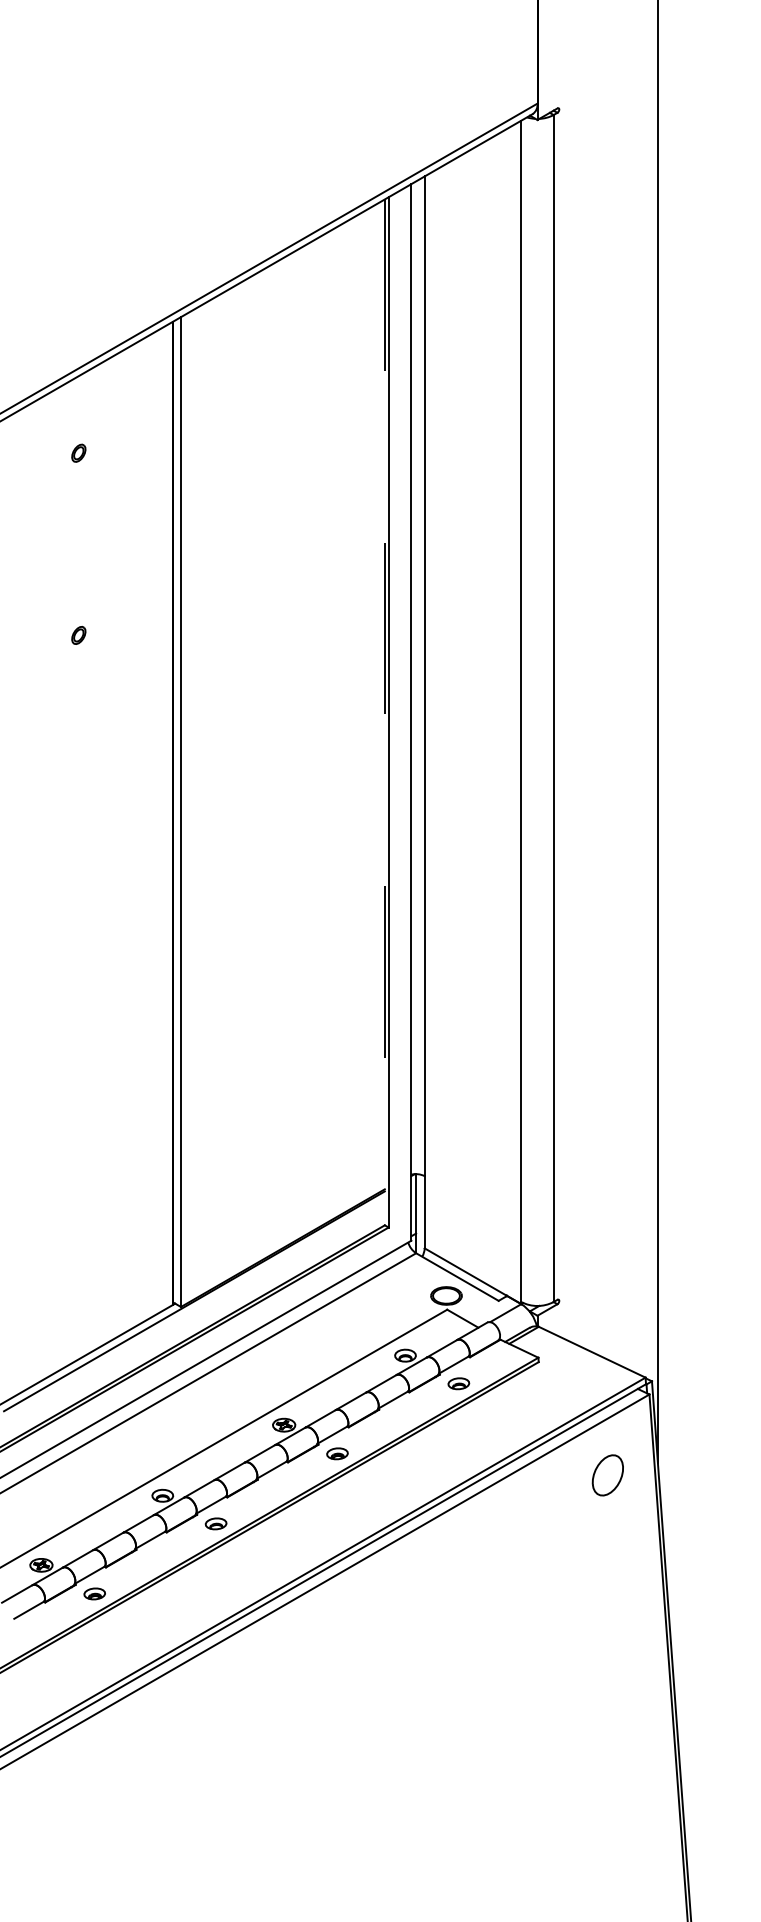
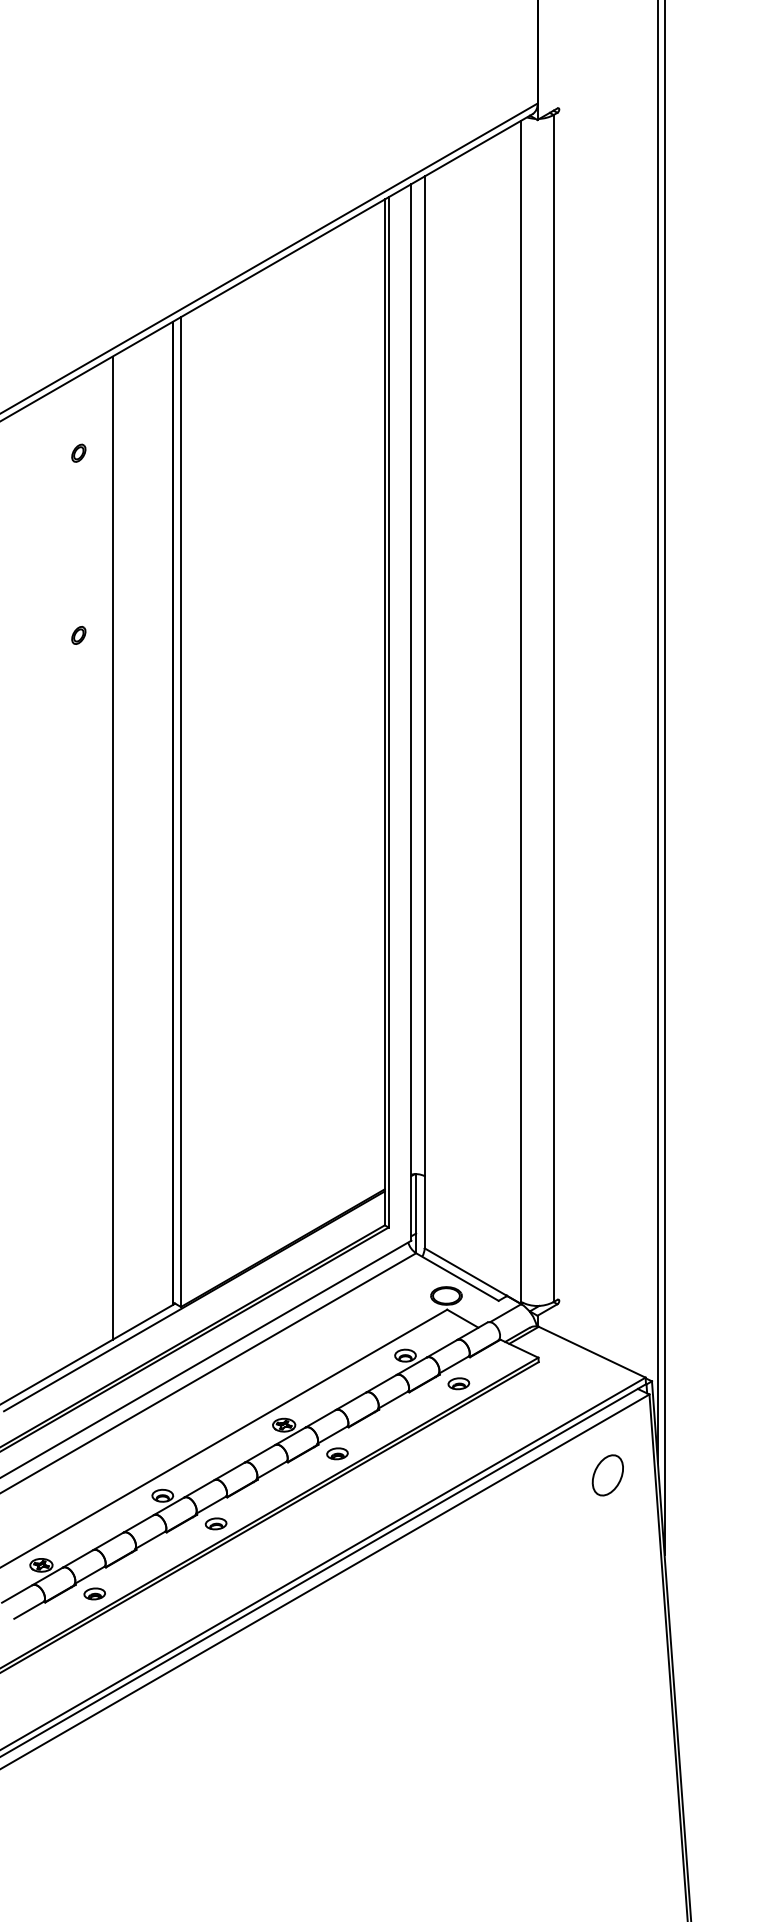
line: dashed -> solid (384, 712)
line: none -> present (664, 778)
line: none -> present (112, 847)
